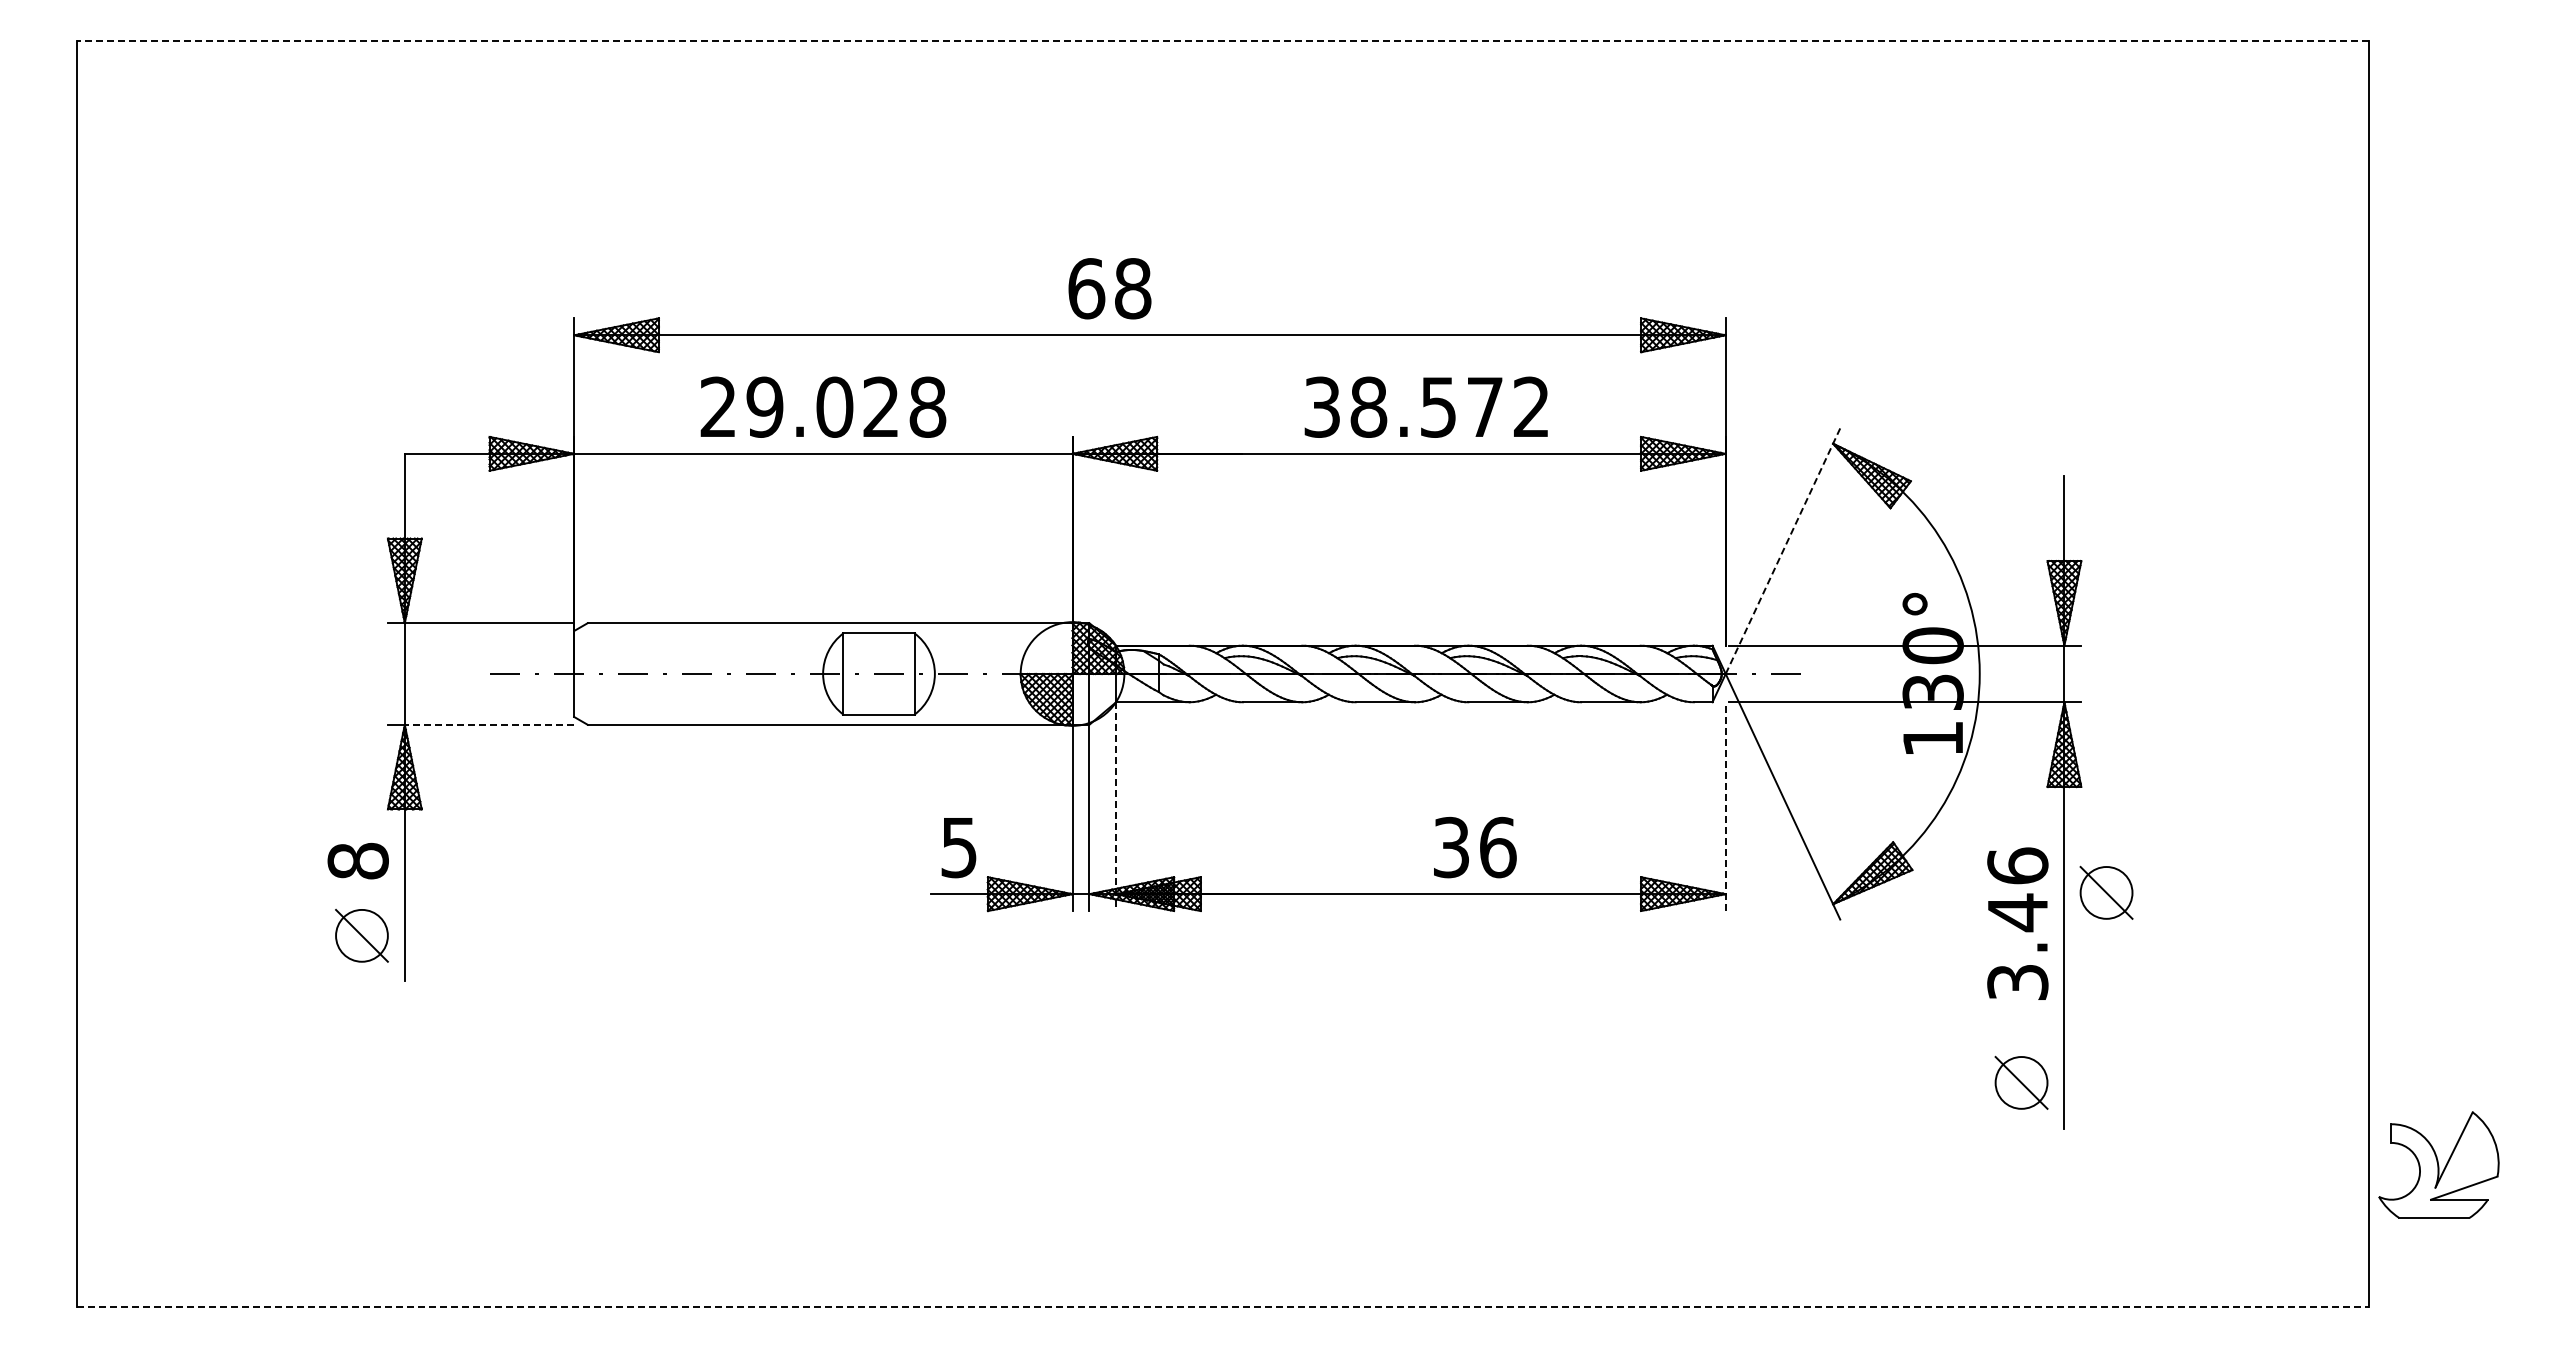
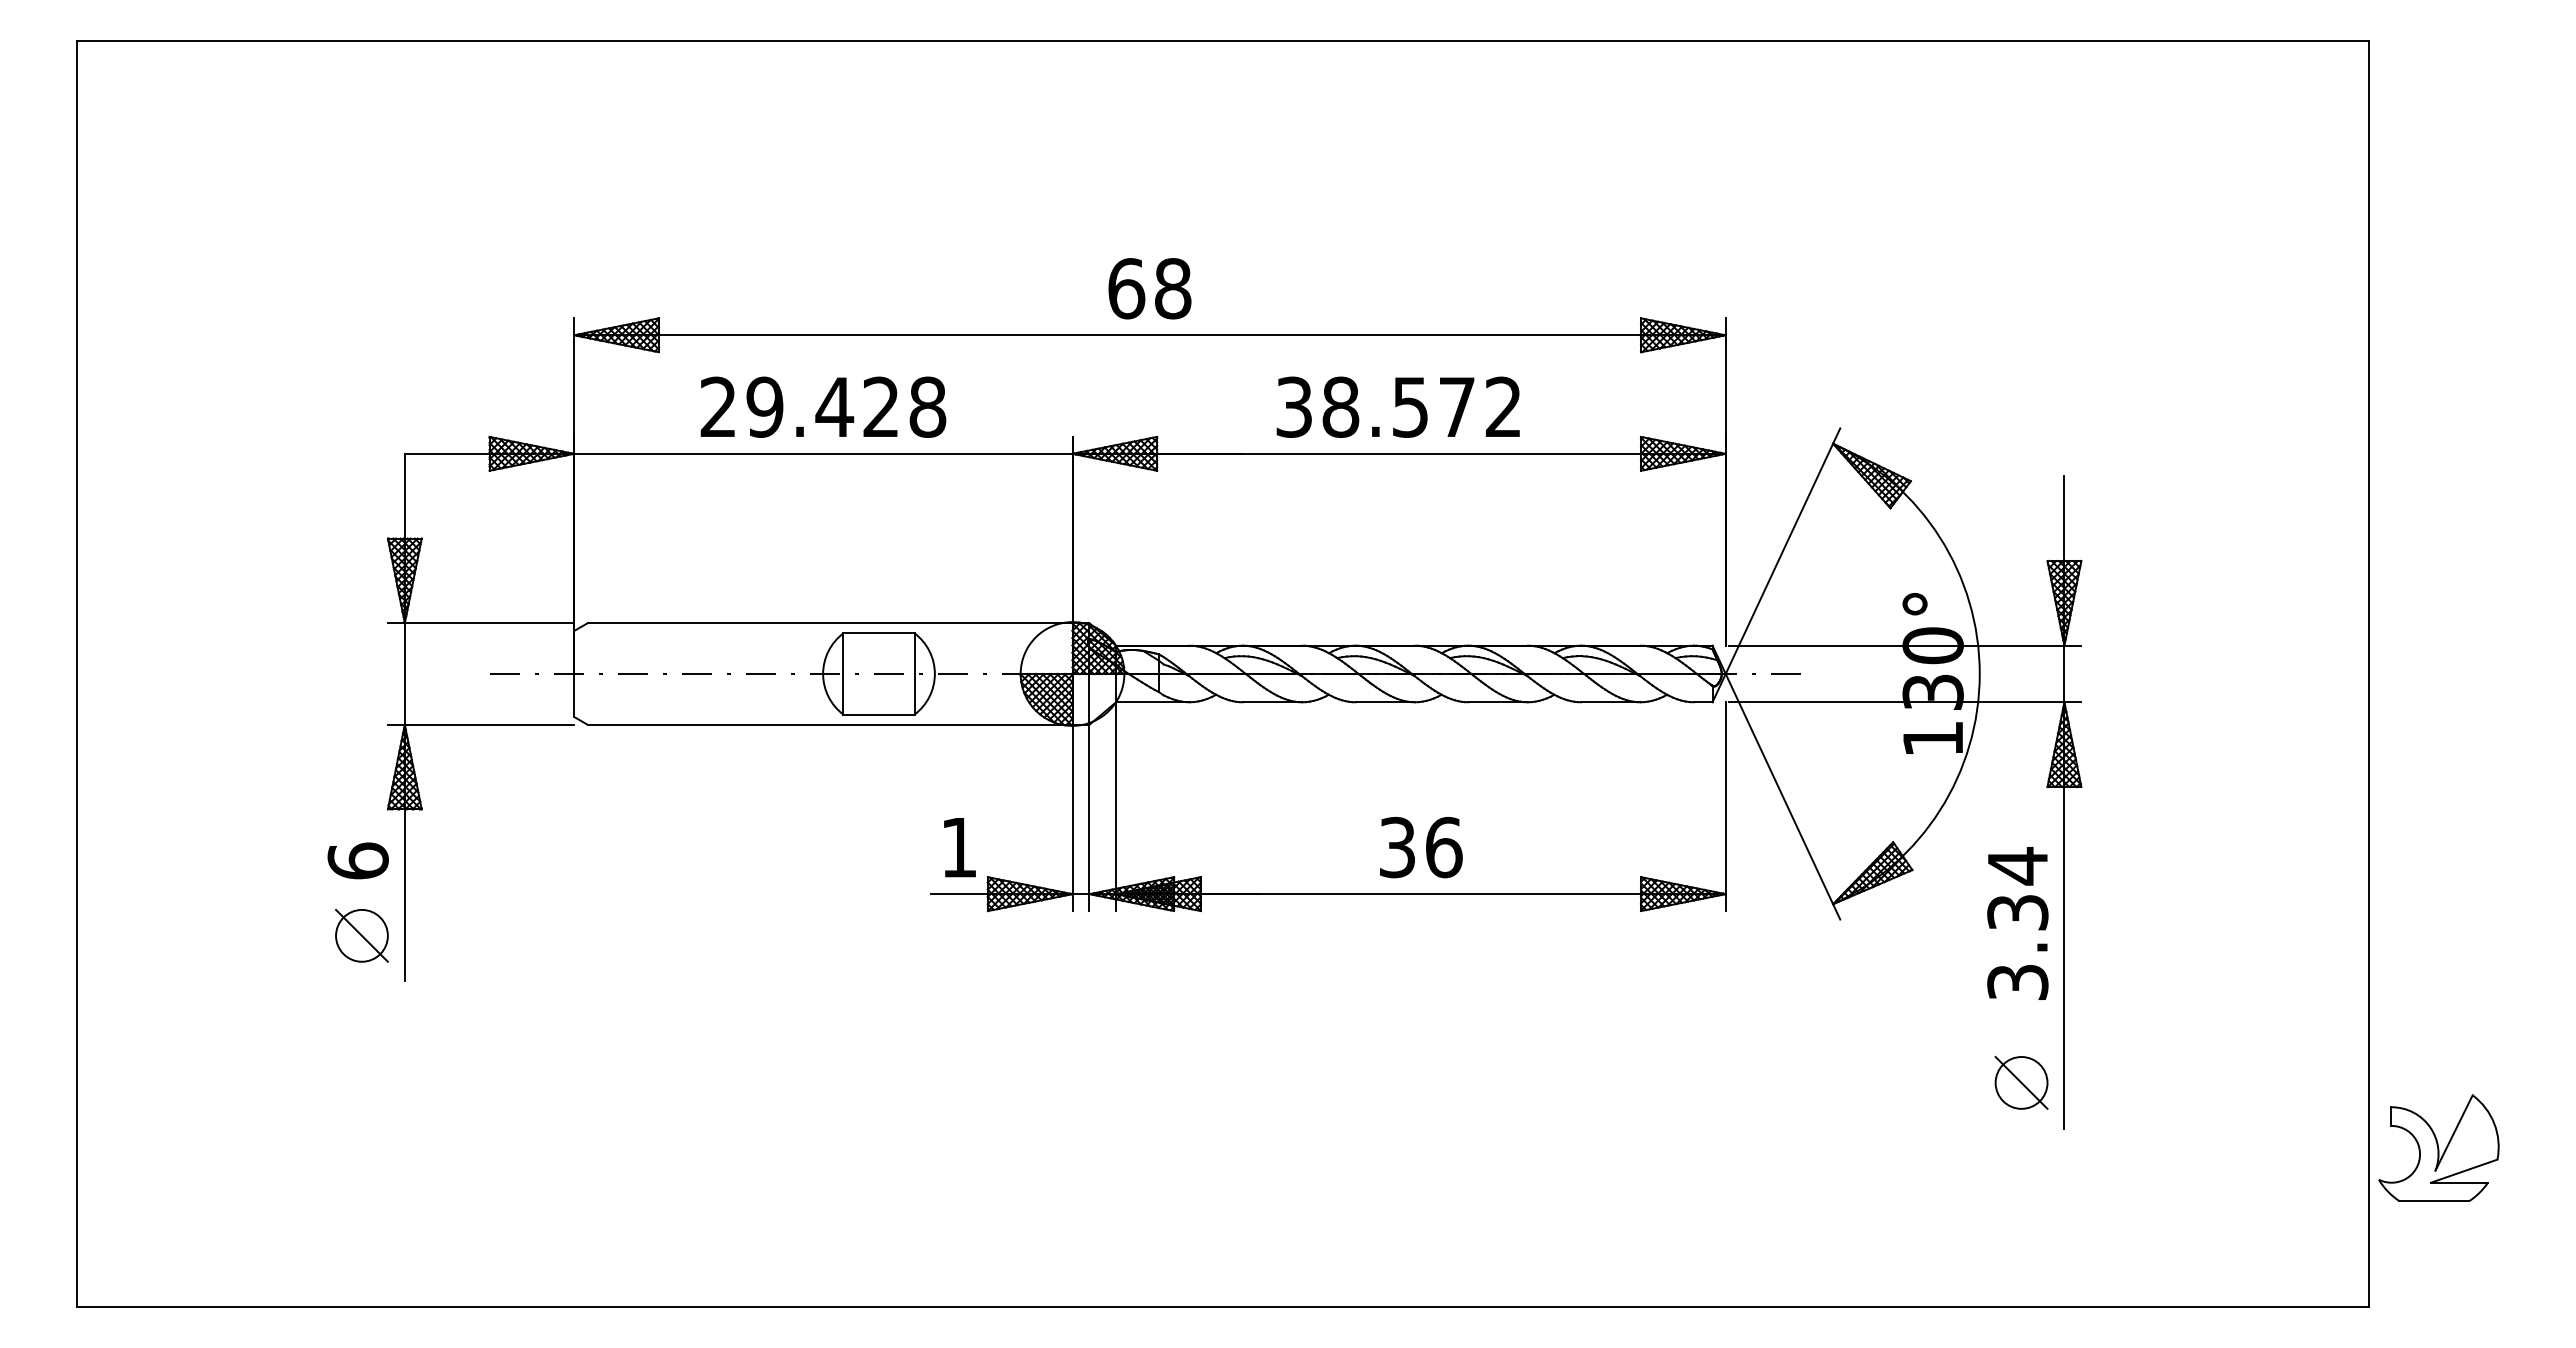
line: dashed -> solid (1222, 40)
text position: (1109, 288) -> (1149, 288) (1149, 288)
text: 29.028 -> 29.428 (834, 406)
text position: (1425, 406) -> (1397, 406) (1397, 406)
line: dashed -> solid (1783, 550)
line: dashed -> solid (489, 724)
line: dashed -> solid (1725, 806)
line: dashed -> solid (1116, 807)
text position: (1475, 847) -> (1421, 847) (1421, 847)
text: 5 -> 1 (958, 848)
text: 8 -> 6 (357, 860)
text: 3.46 -> 3.34 (2017, 889)
part: present -> none (2106, 892)
part position: (2438, 1164) -> (2438, 1147) (2438, 1147)
line: dashed -> solid (1222, 1307)
